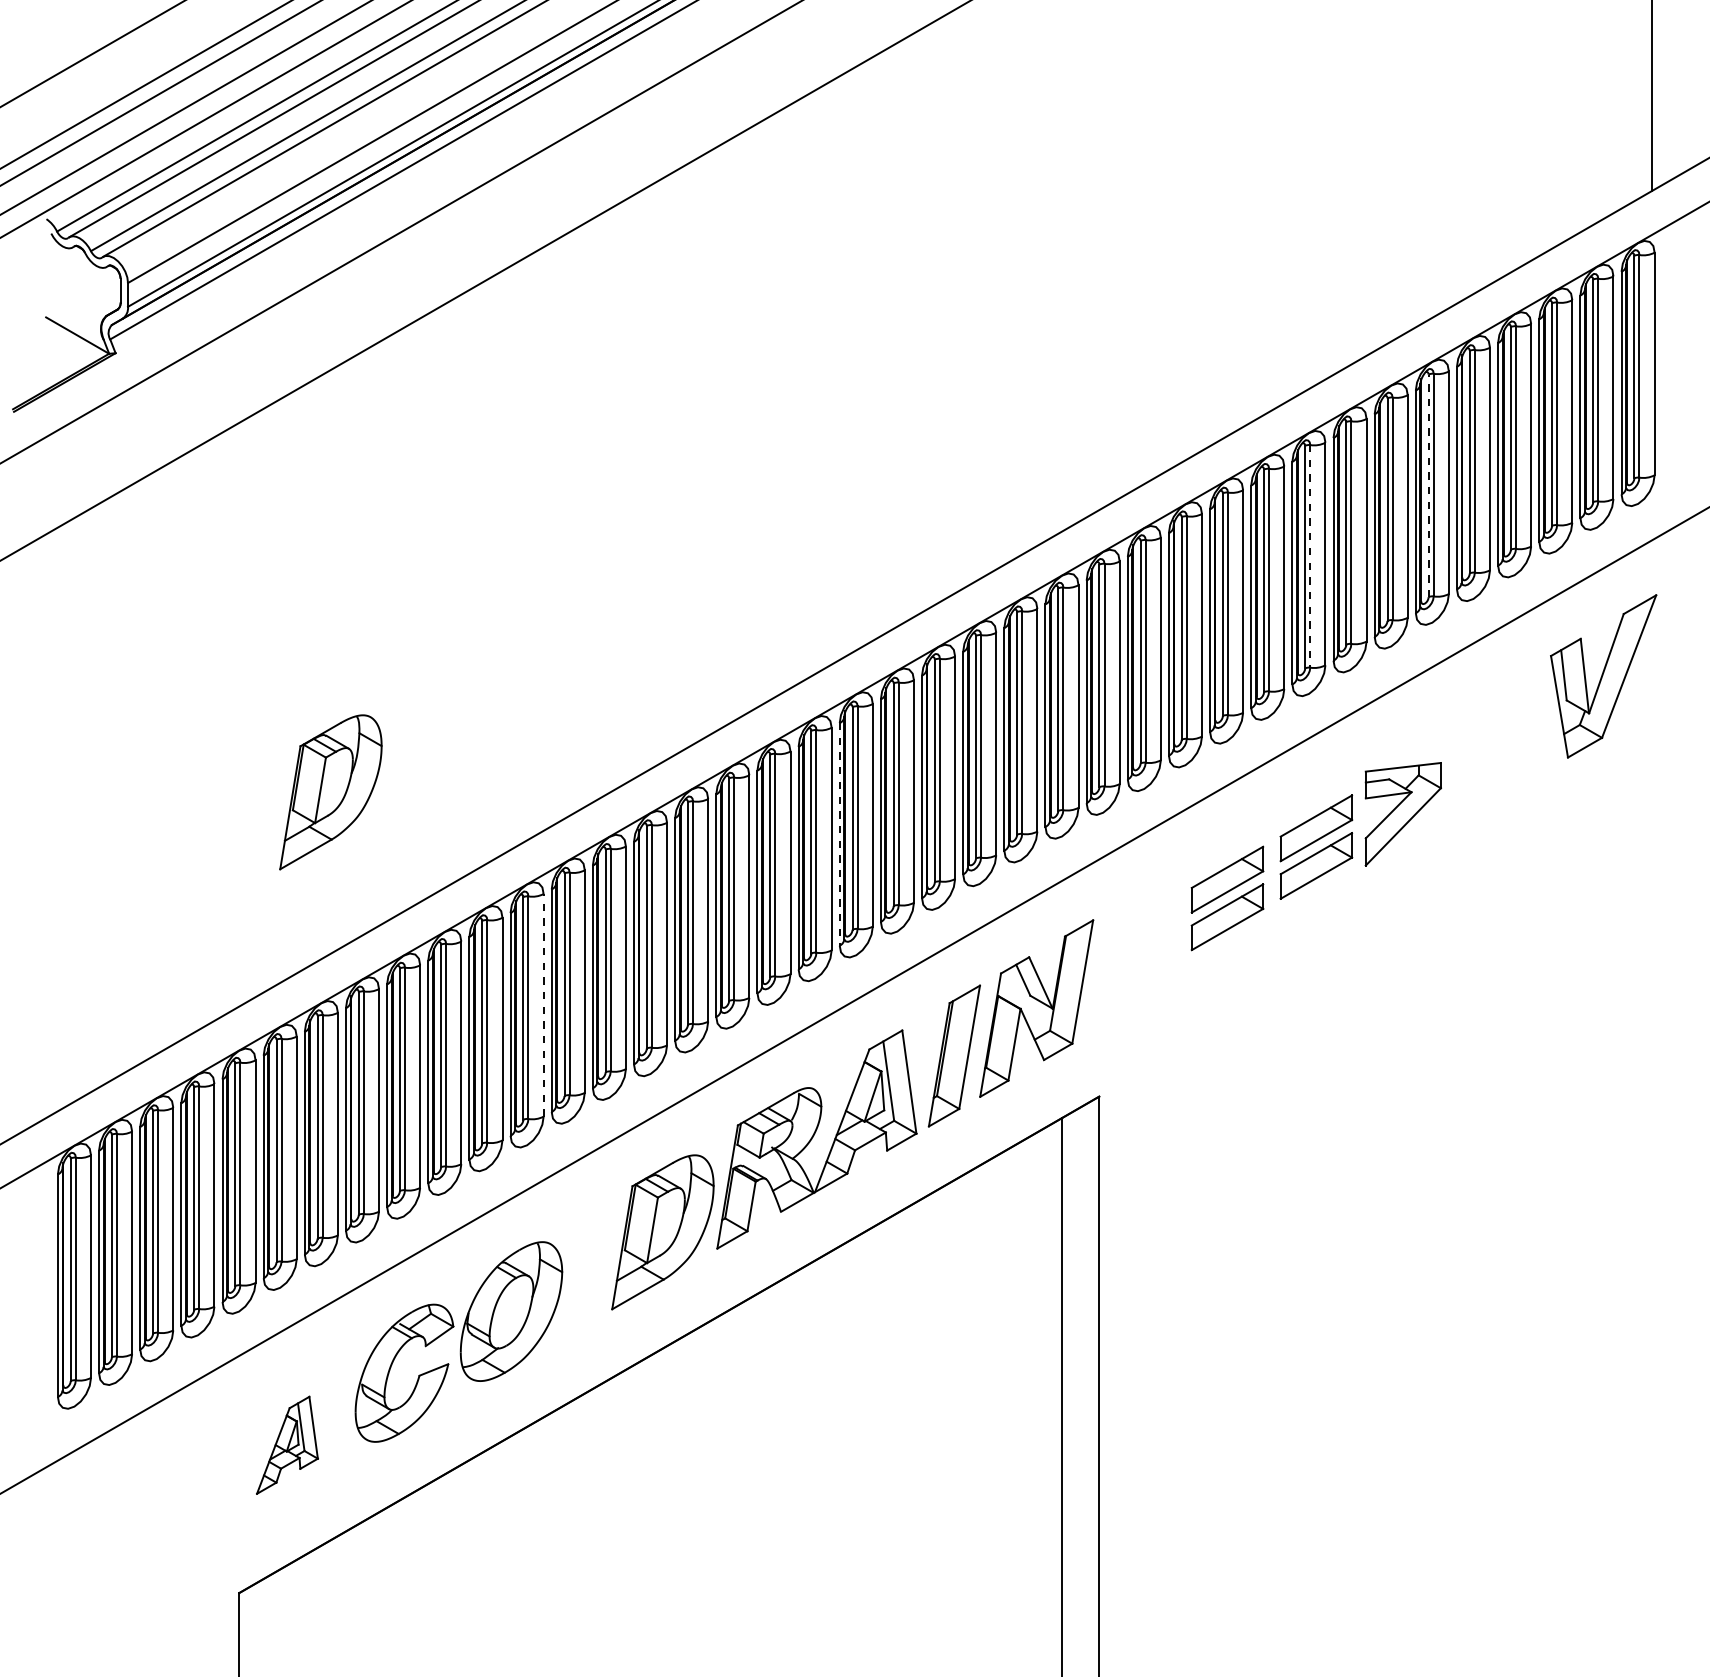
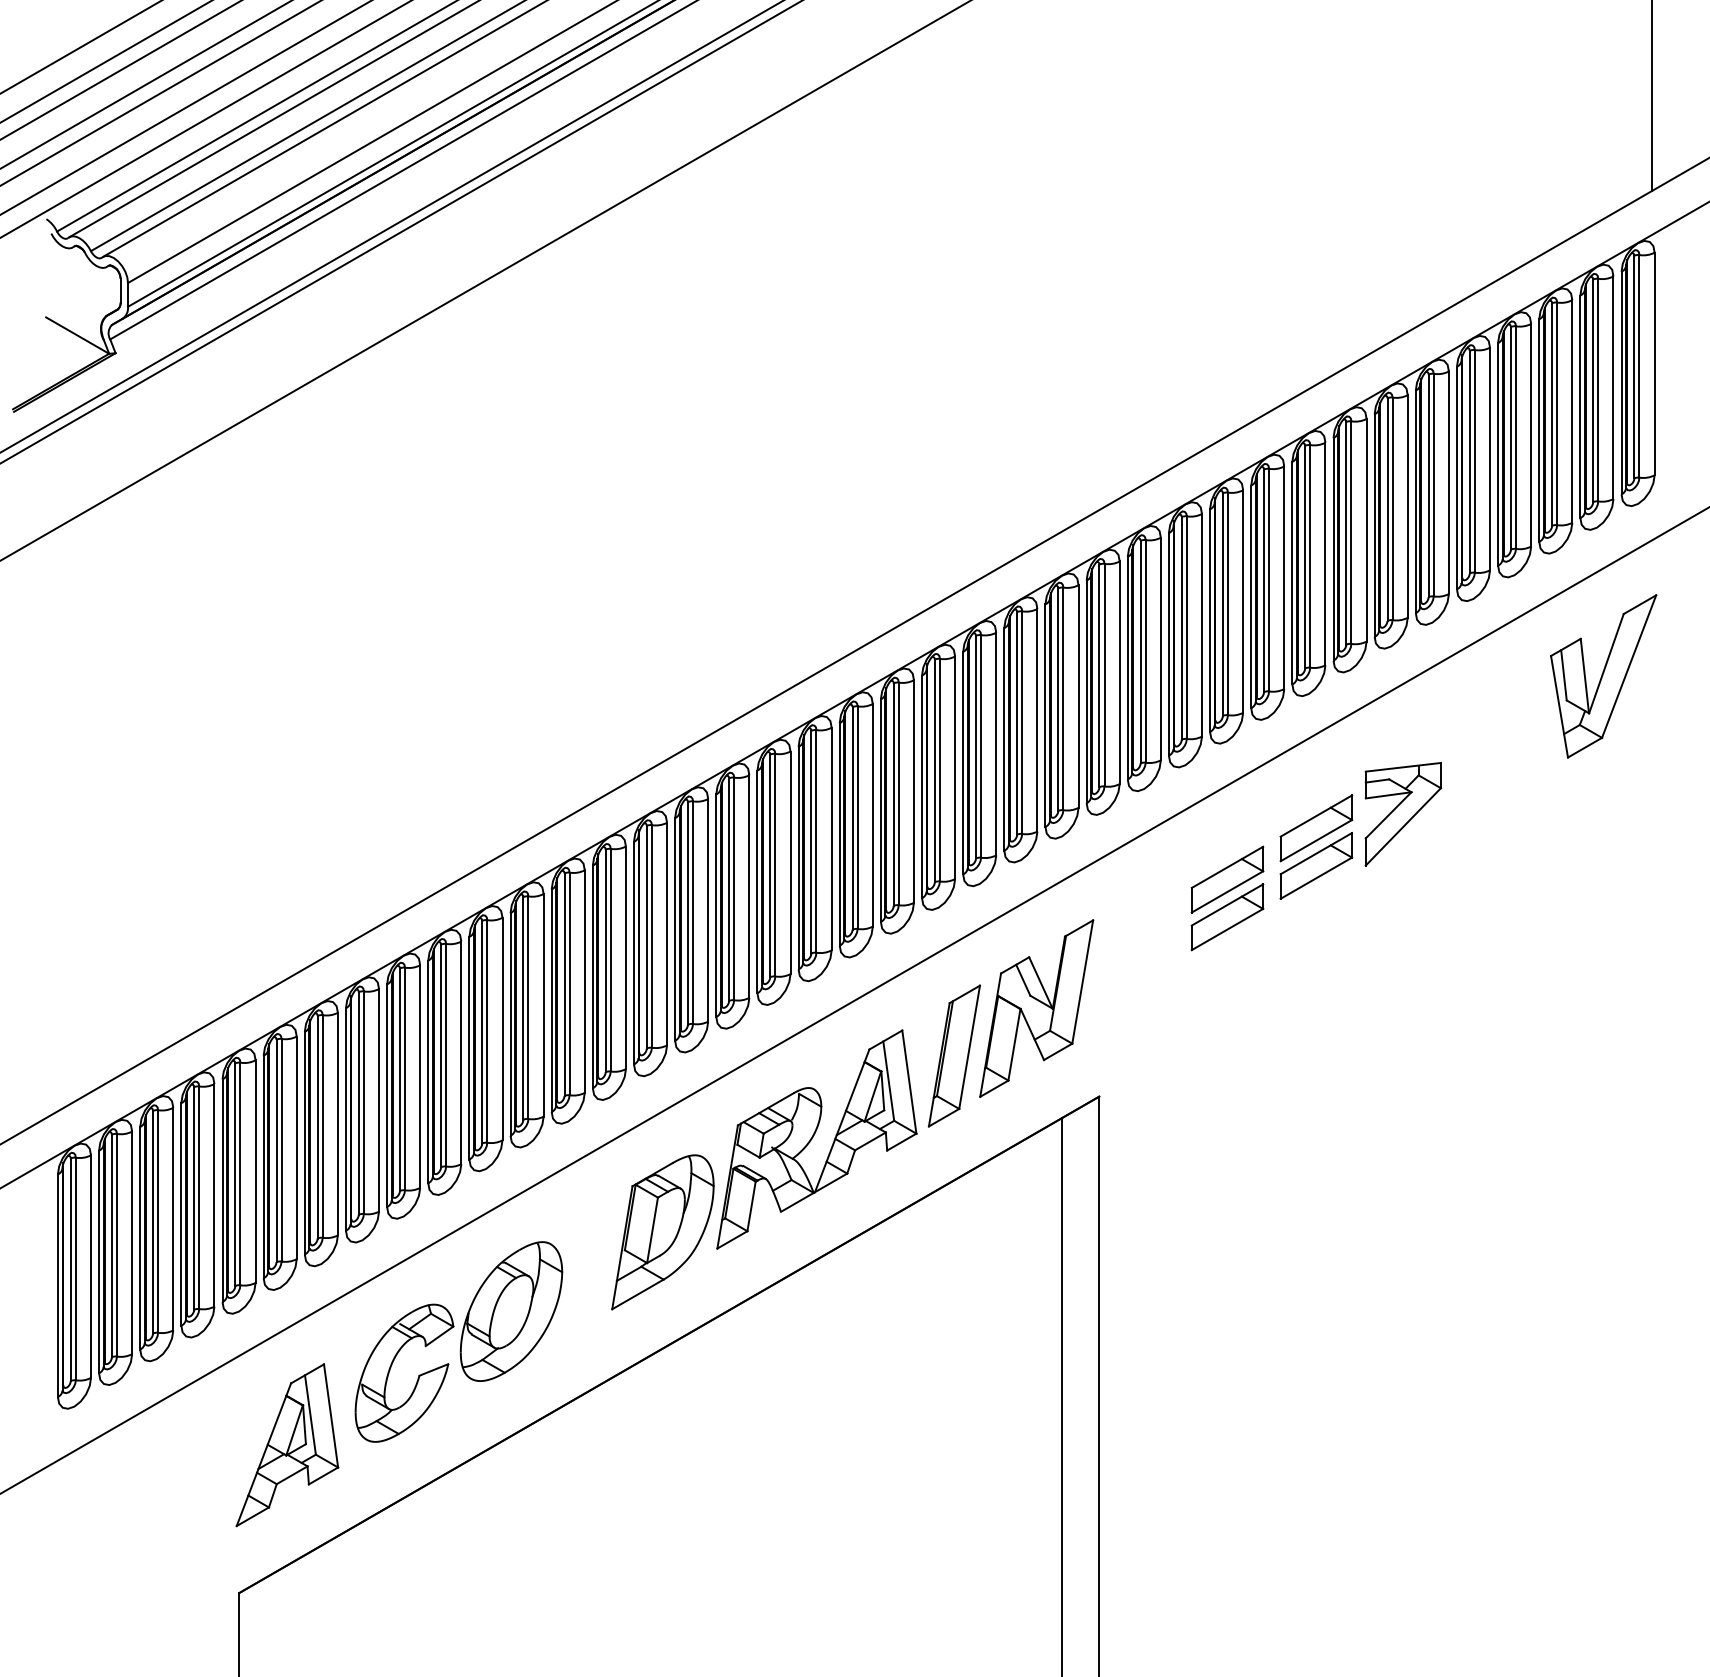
line position: (92, 53) -> (80, 47) (80, 47)
line: none -> present (105, 61)
line: none -> present (120, 70)
line: none -> present (391, 226)
line: dashed -> solid (1428, 485)
line: dashed -> solid (1310, 556)
part: present -> none (330, 792)
line: dashed -> solid (839, 834)
line: dashed -> solid (543, 1004)
part size: 63x100 px -> 105x165 px (287, 1445)
